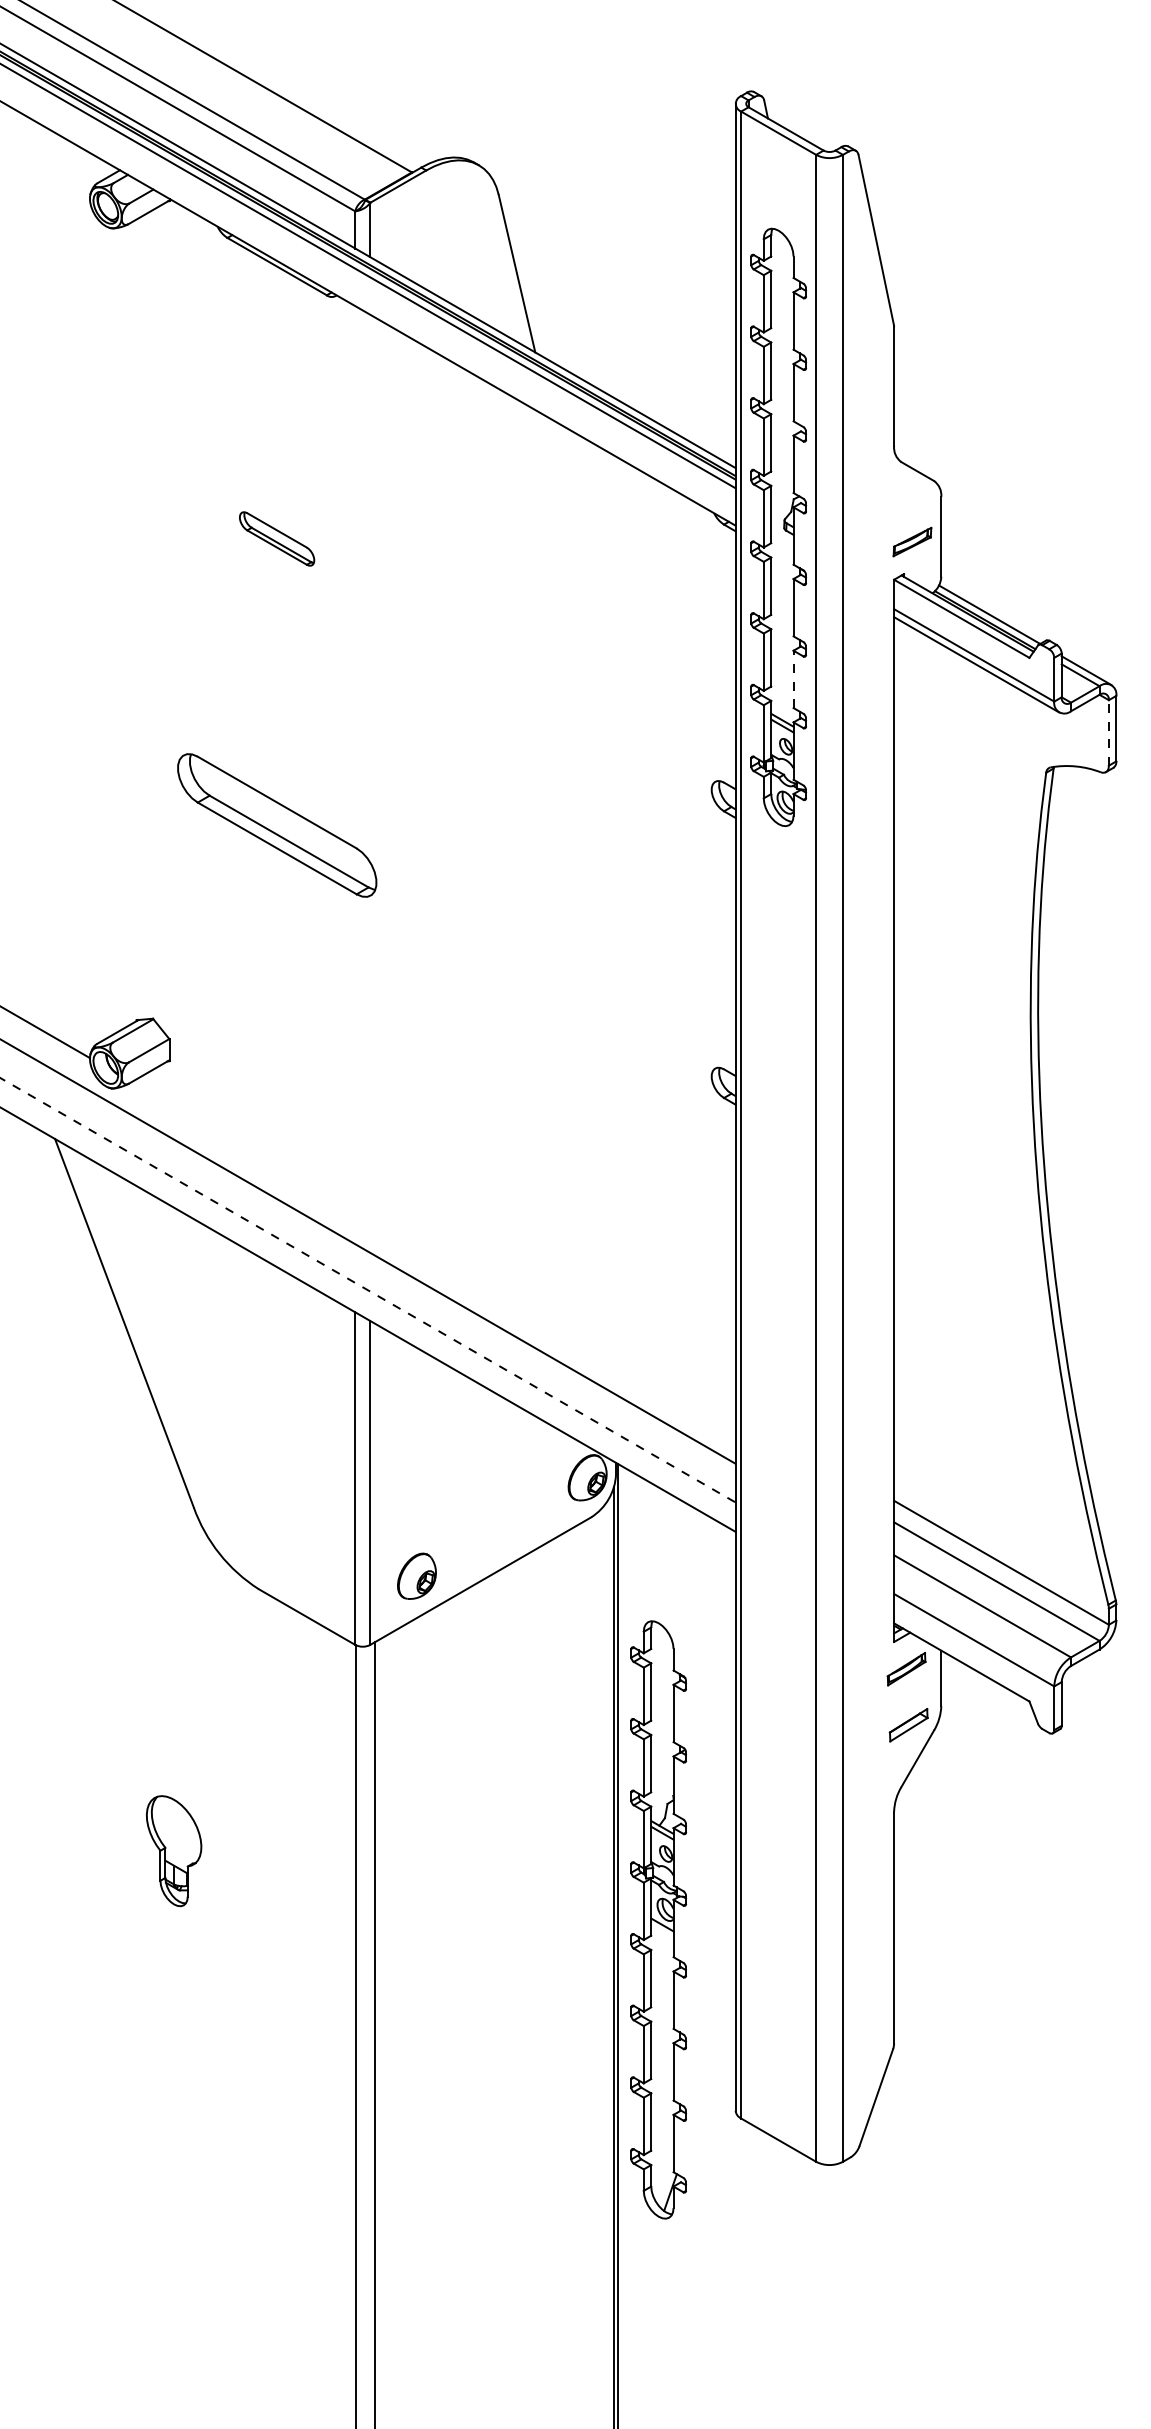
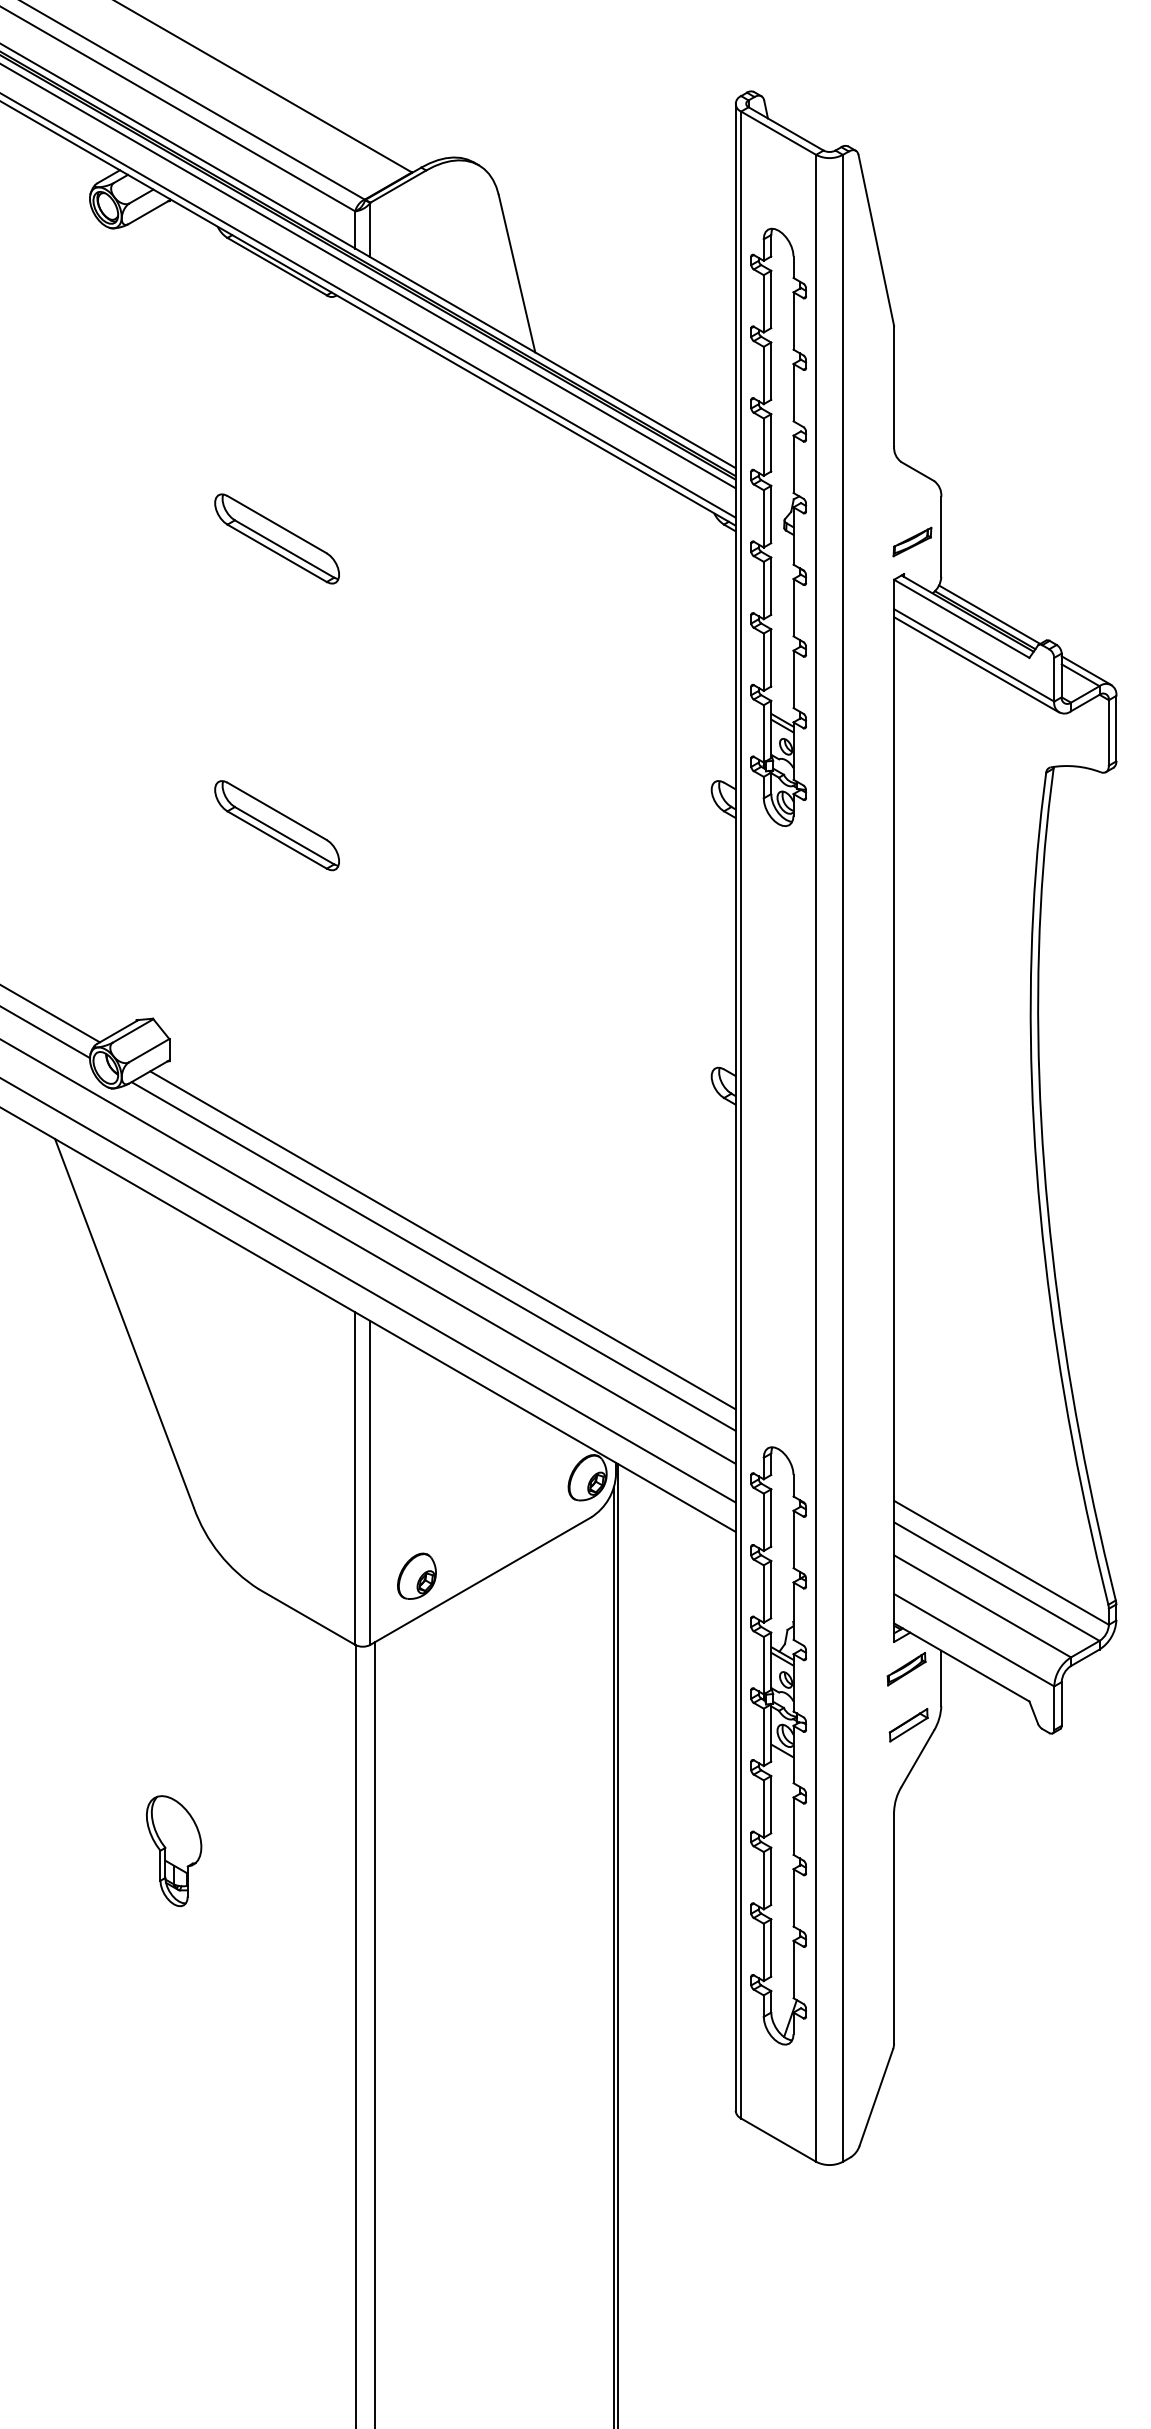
line: none -> present (368, 305)
part size: 77x56 px -> 126x92 px (276, 538)
line: dashed -> solid (793, 679)
line: dashed -> solid (1108, 732)
part size: 201x145 px -> 126x92 px (276, 825)
line: none -> present (50, 1014)
line: none -> present (442, 1240)
line: none -> present (433, 1256)
line: dashed -> solid (368, 1290)
part position: (658, 1919) -> (778, 1745) (778, 1745)
